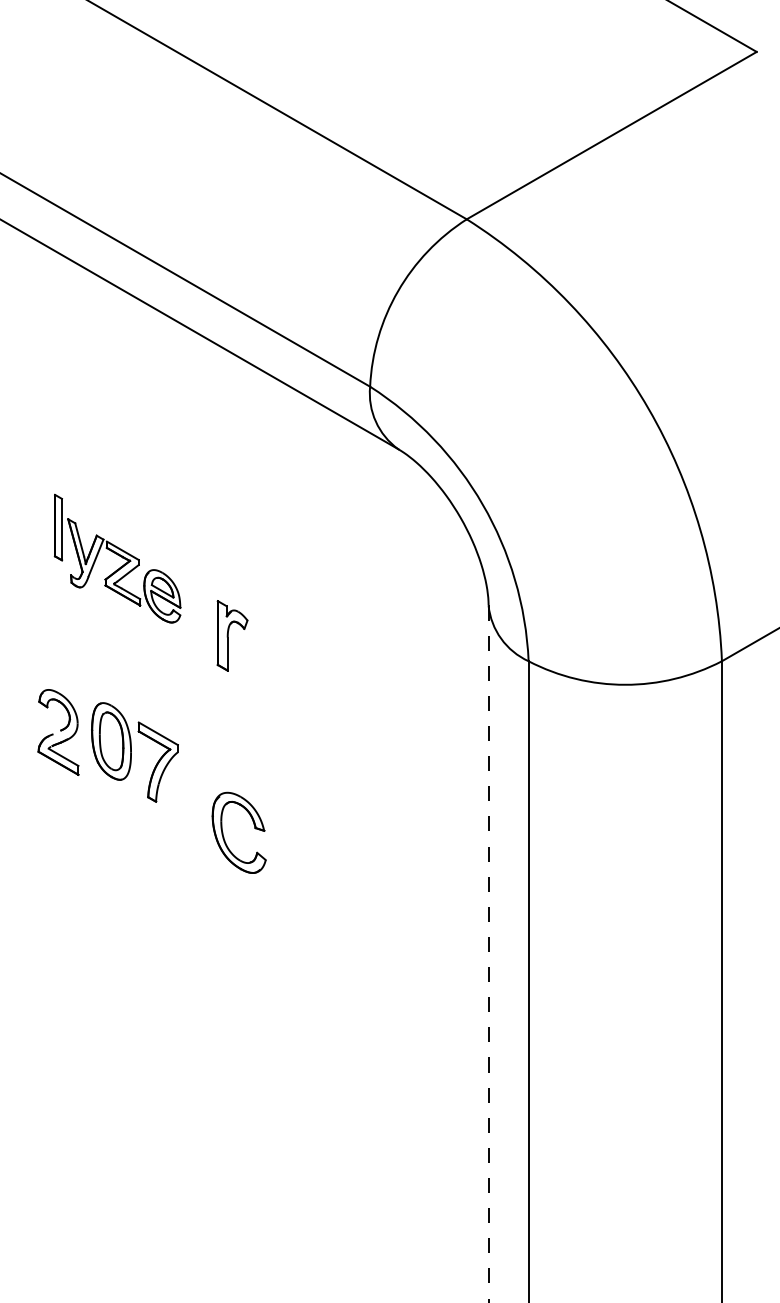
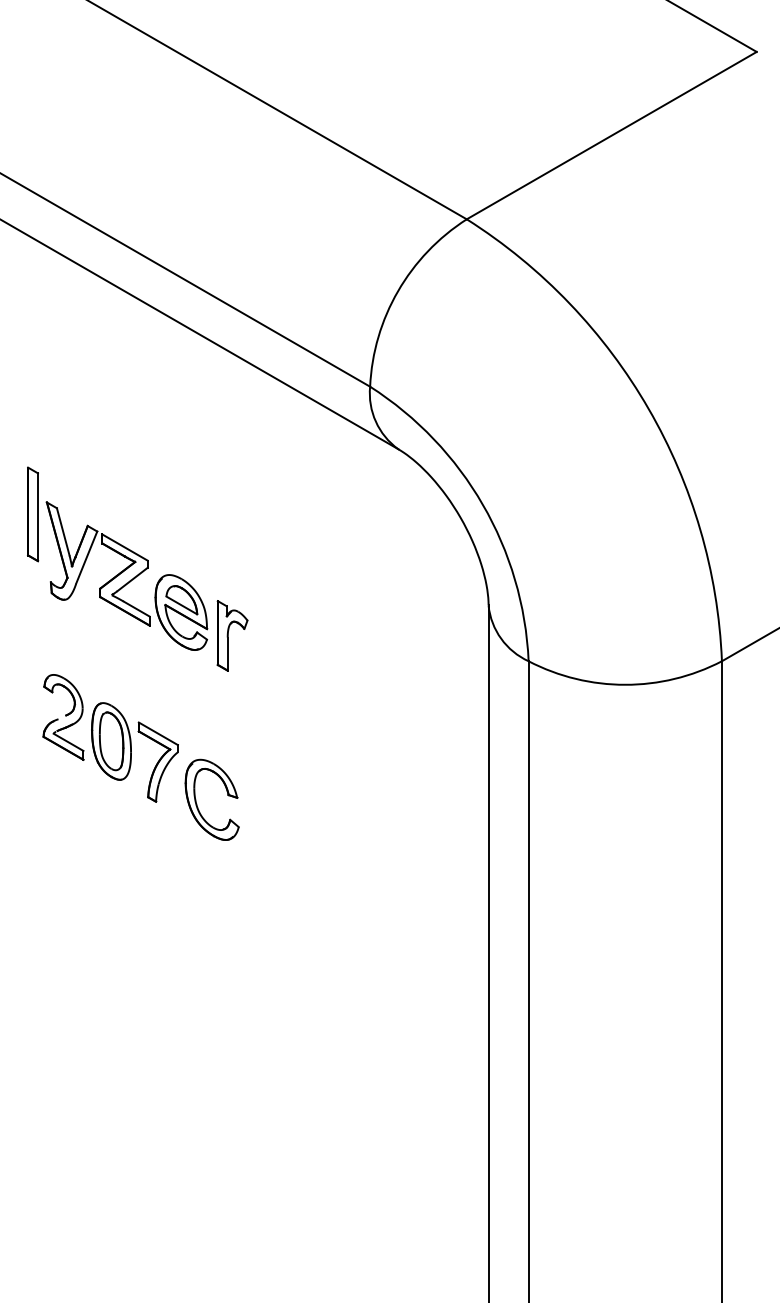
part size: 129x131 px -> 182x185 px (117, 558)
part position: (58, 732) -> (63, 717) (63, 717)
part position: (224, 837) -> (197, 804) (197, 804)
line: dashed -> solid (488, 954)
